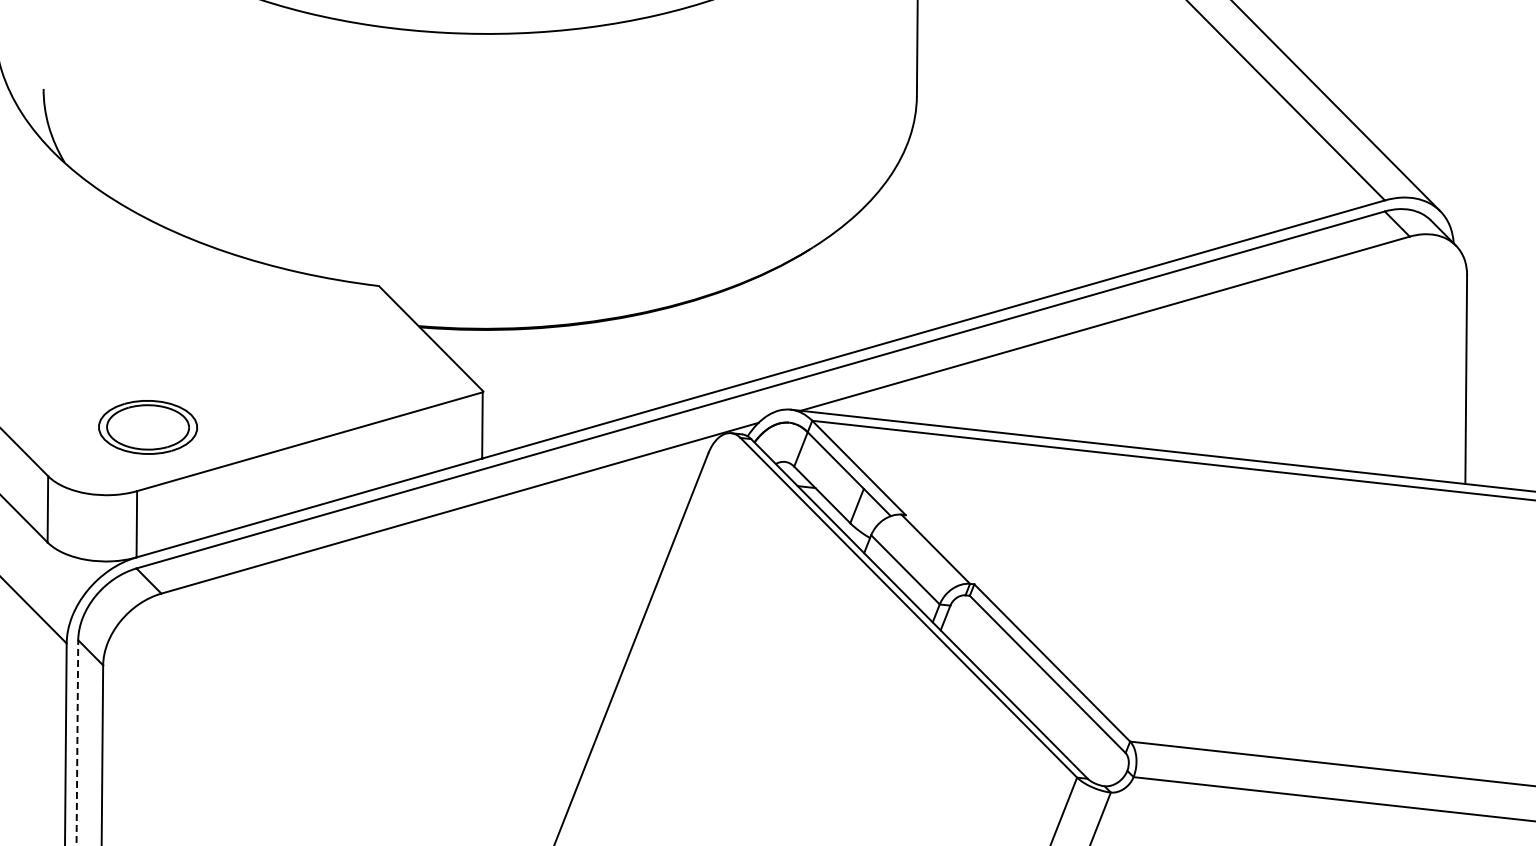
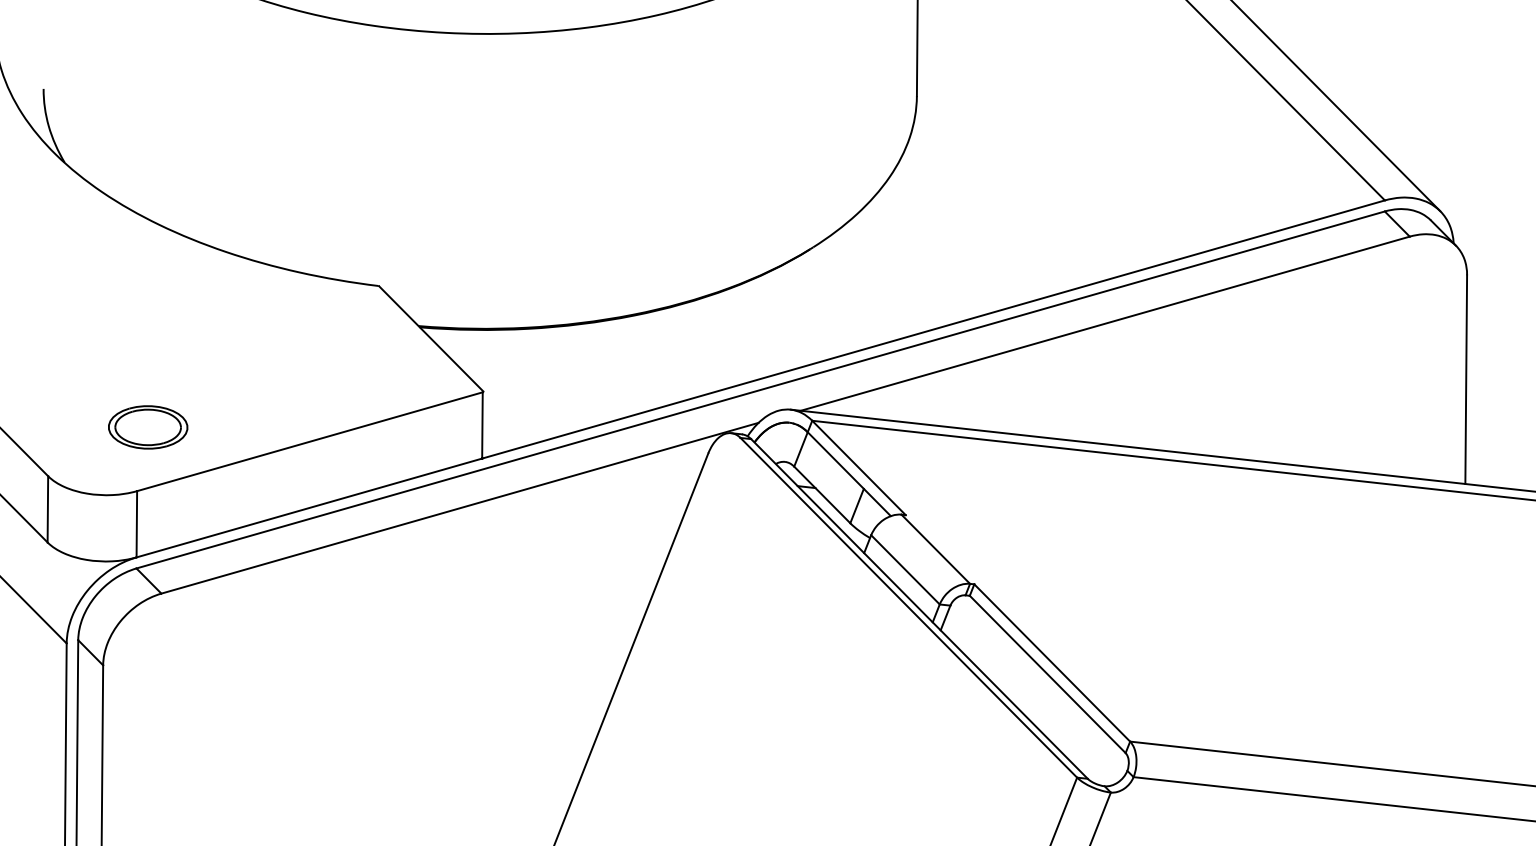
part size: 100x55 px -> 81x45 px (148, 427)
line: dashed -> solid (77, 742)
